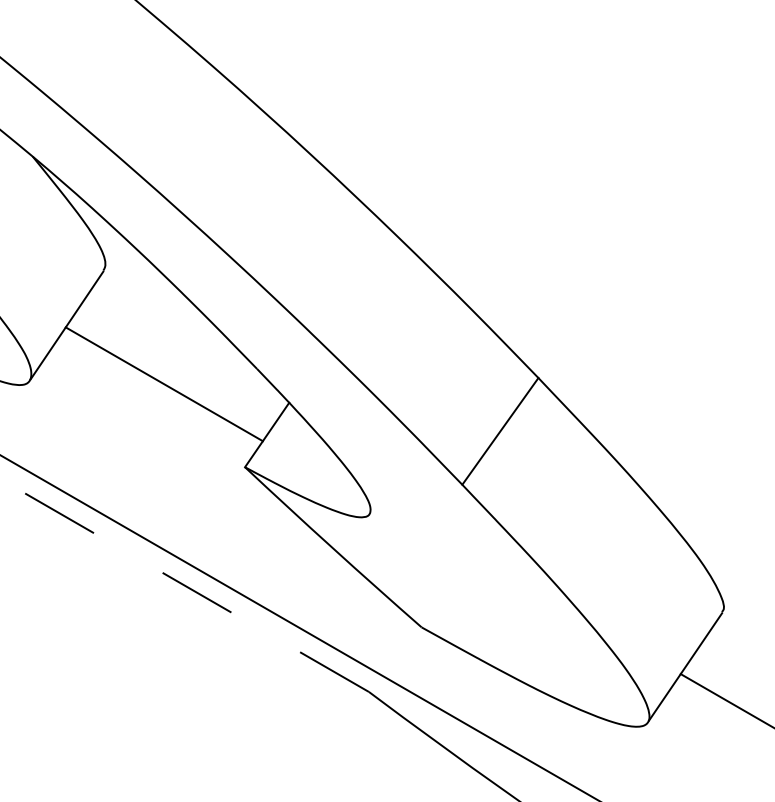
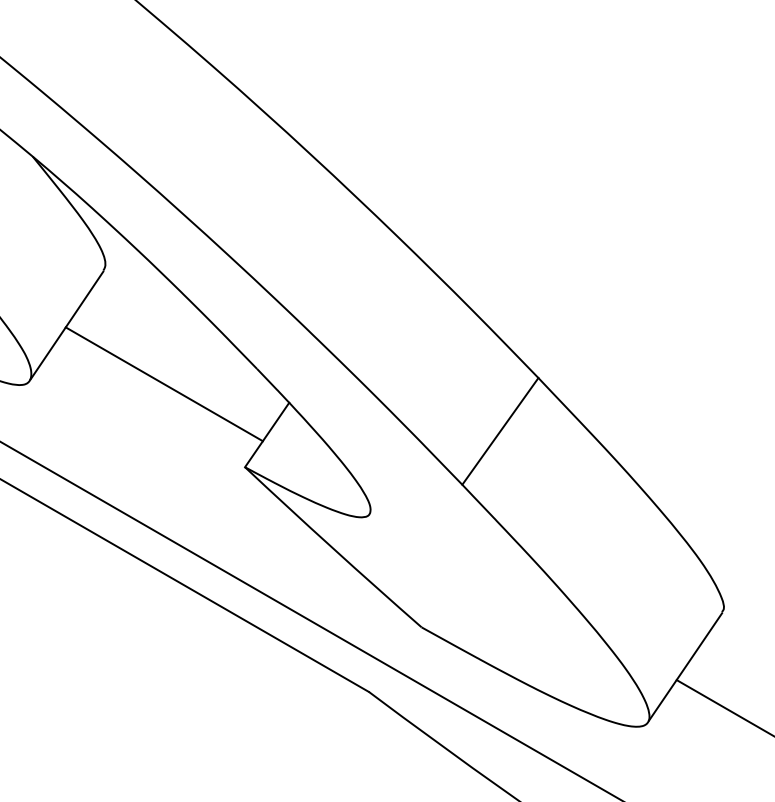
line: dashed -> solid (184, 585)
line position: (298, 627) -> (310, 620) (310, 620)
line position: (725, 700) -> (723, 707) (723, 707)
